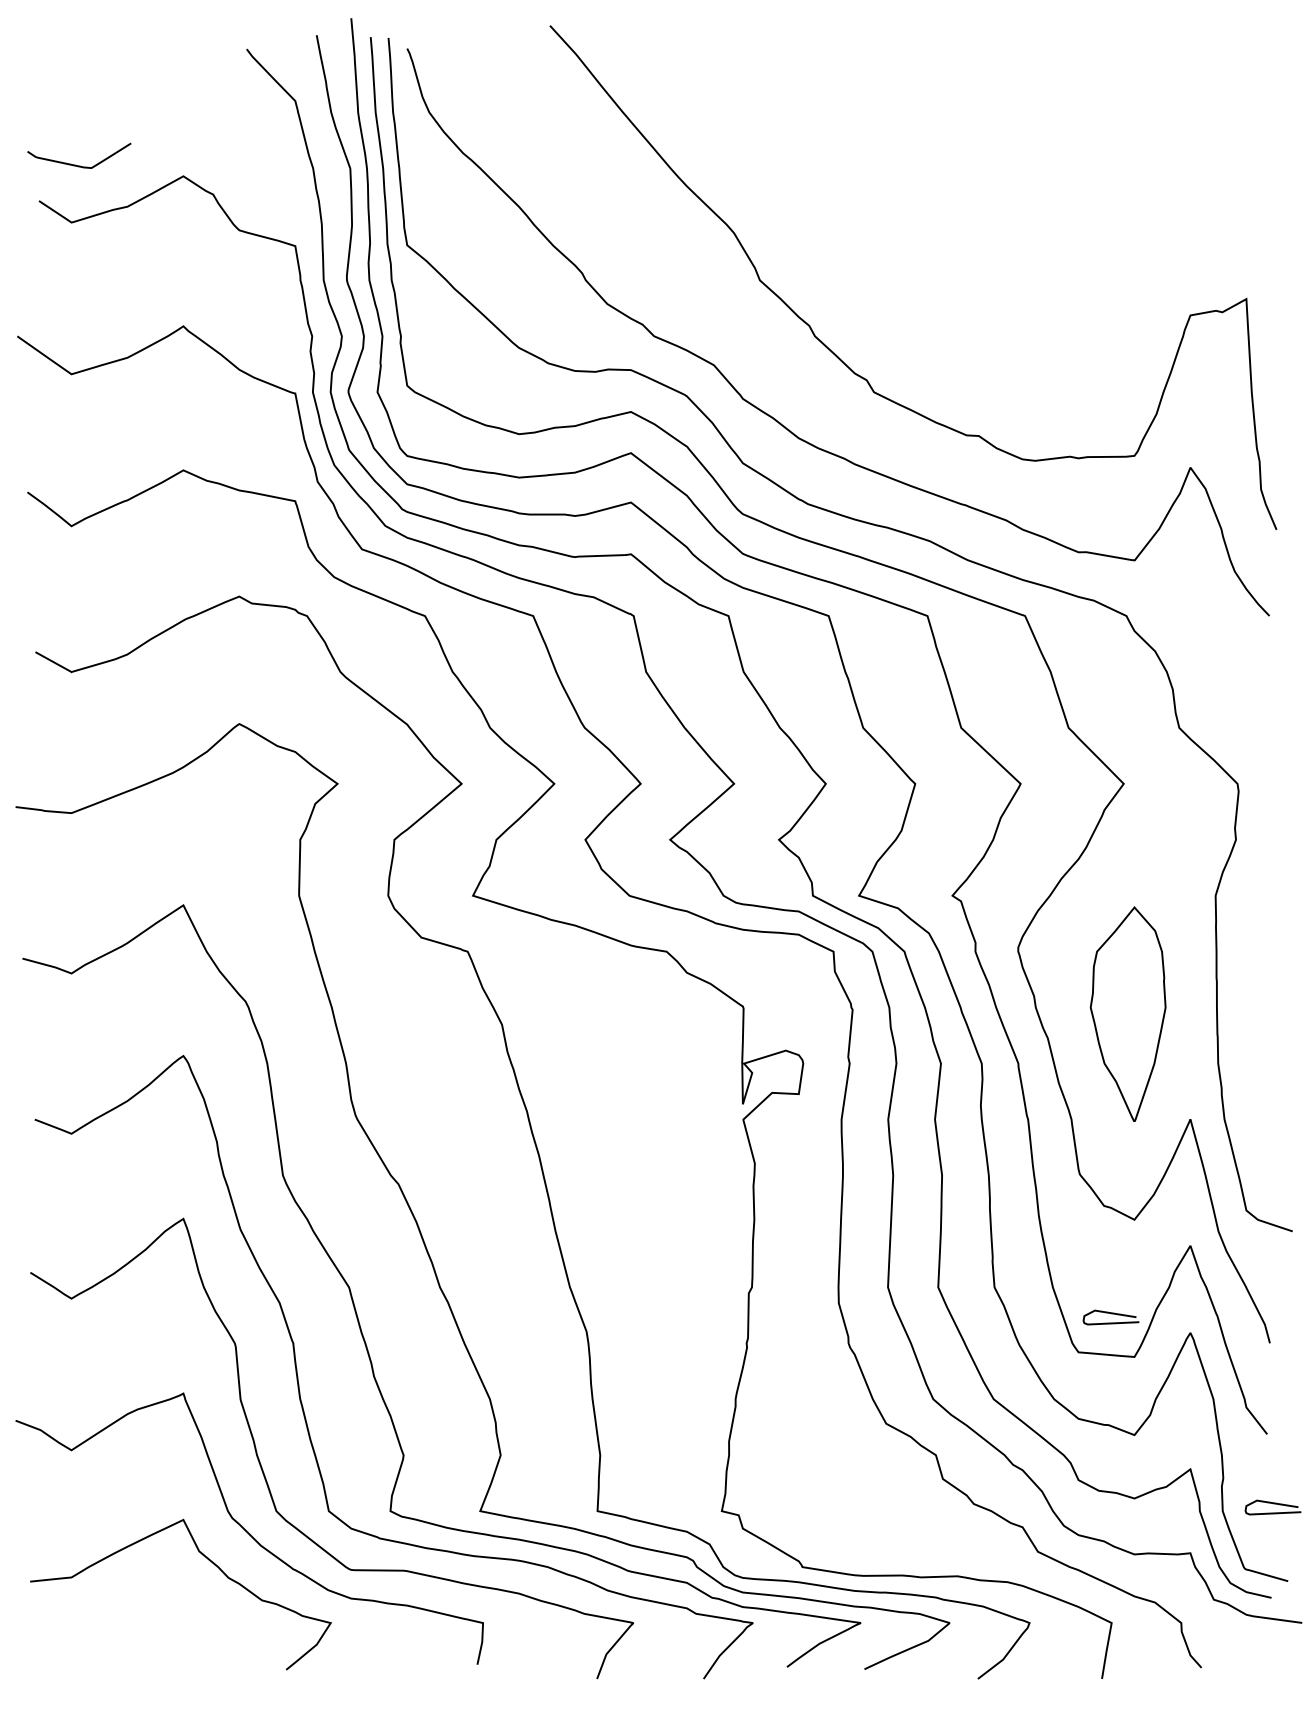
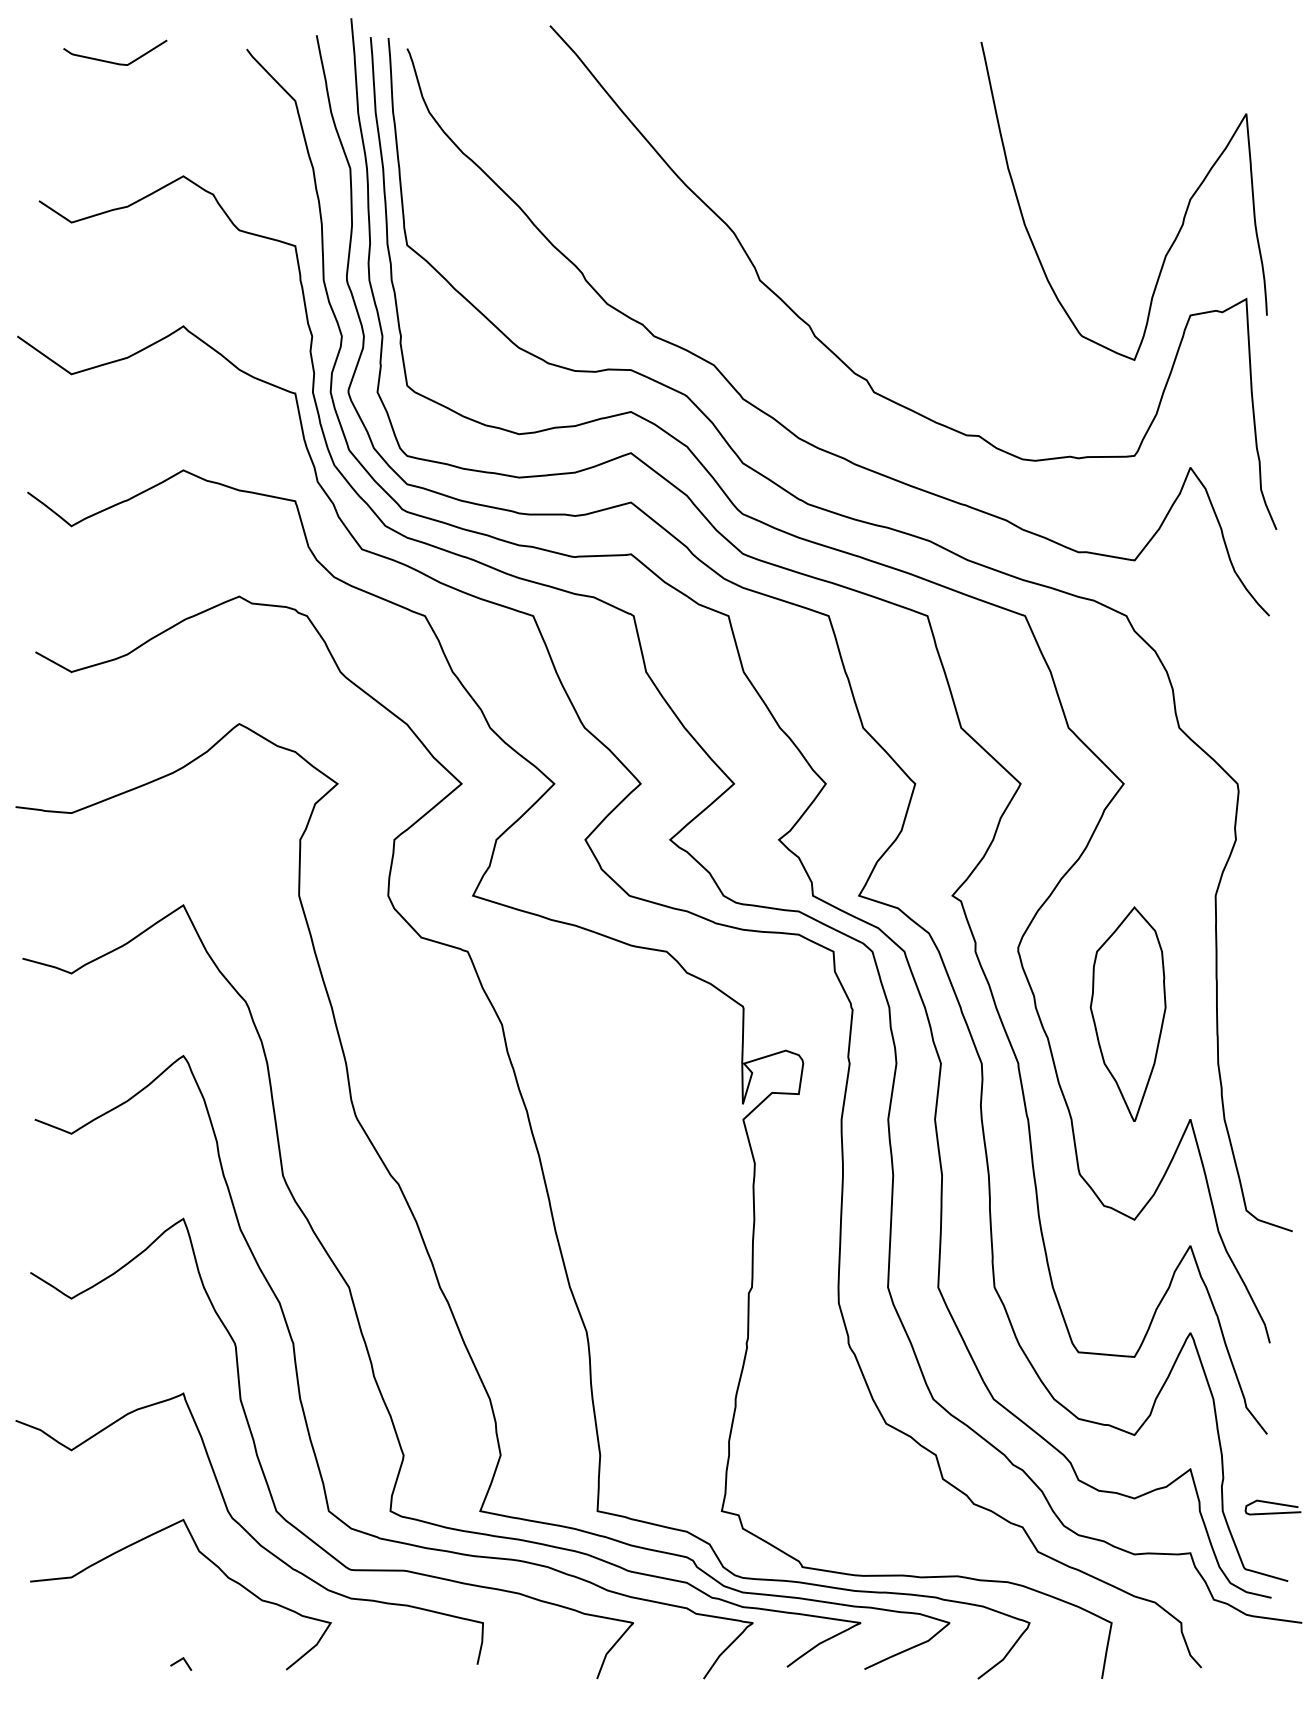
curve position: (75, 164) -> (111, 61) (111, 61)
curve: none -> present (1183, 216)
curve: present -> none (1111, 1314)
line: none -> present (179, 1661)
